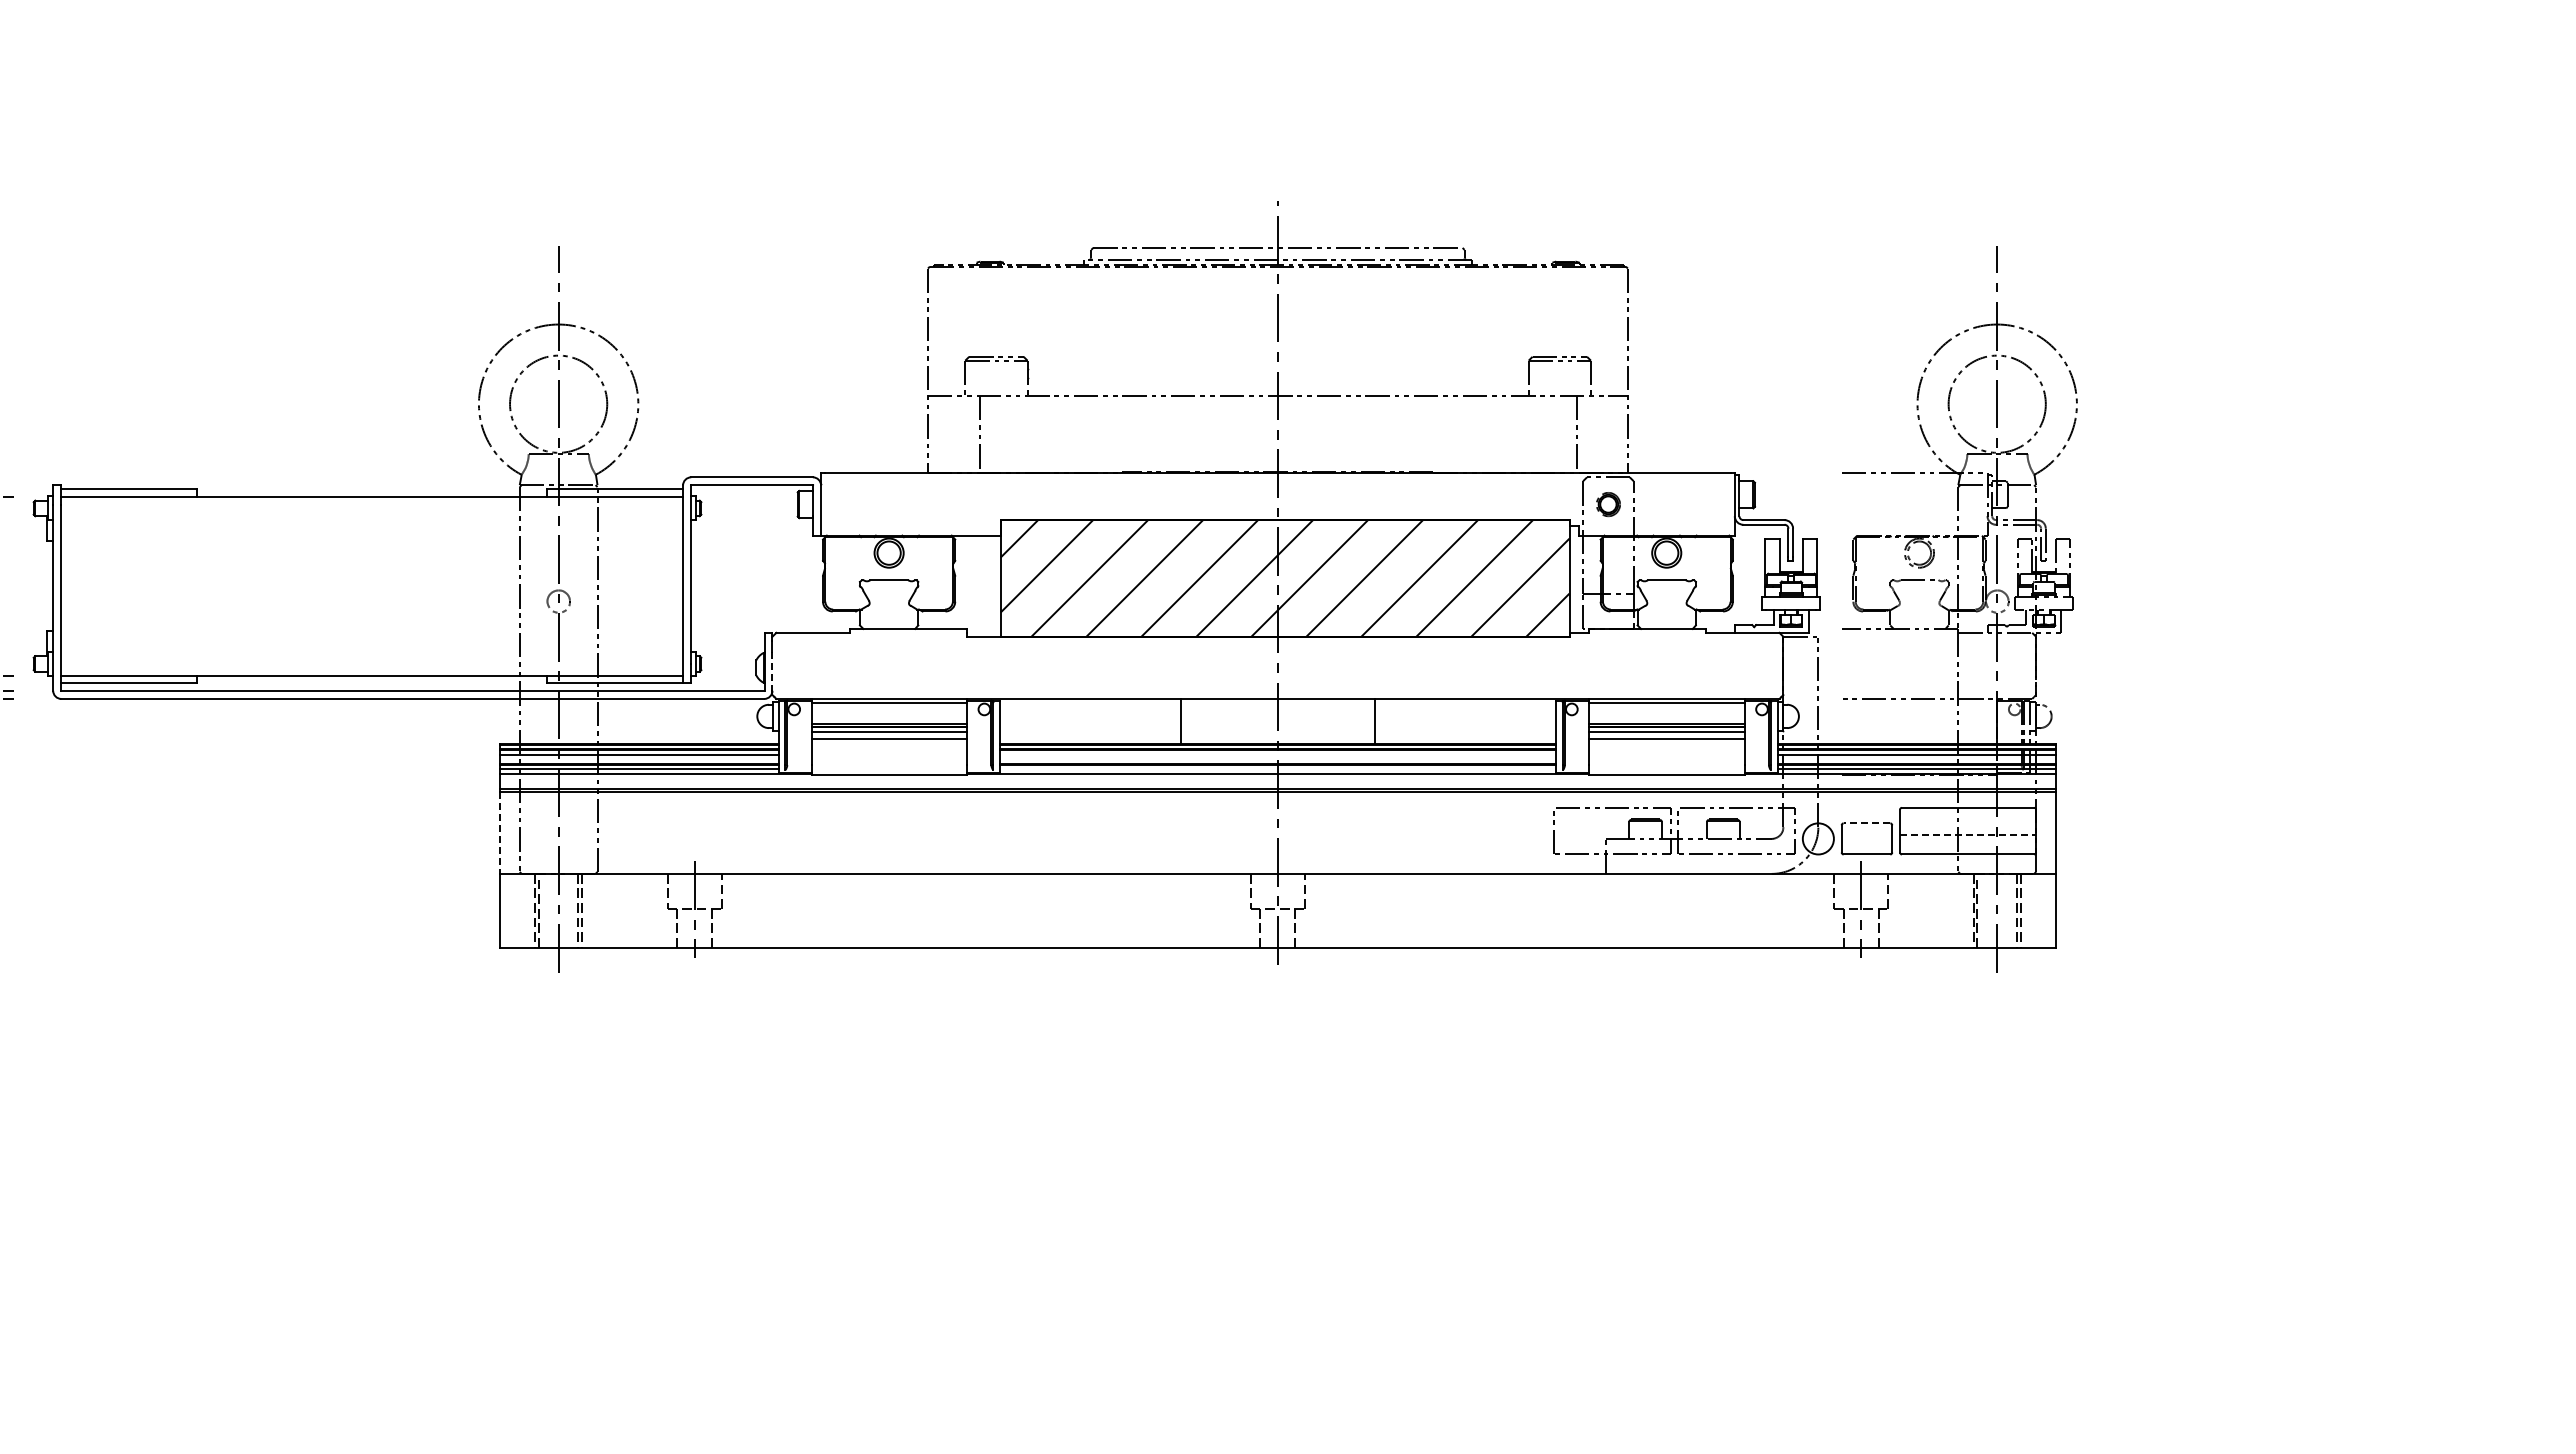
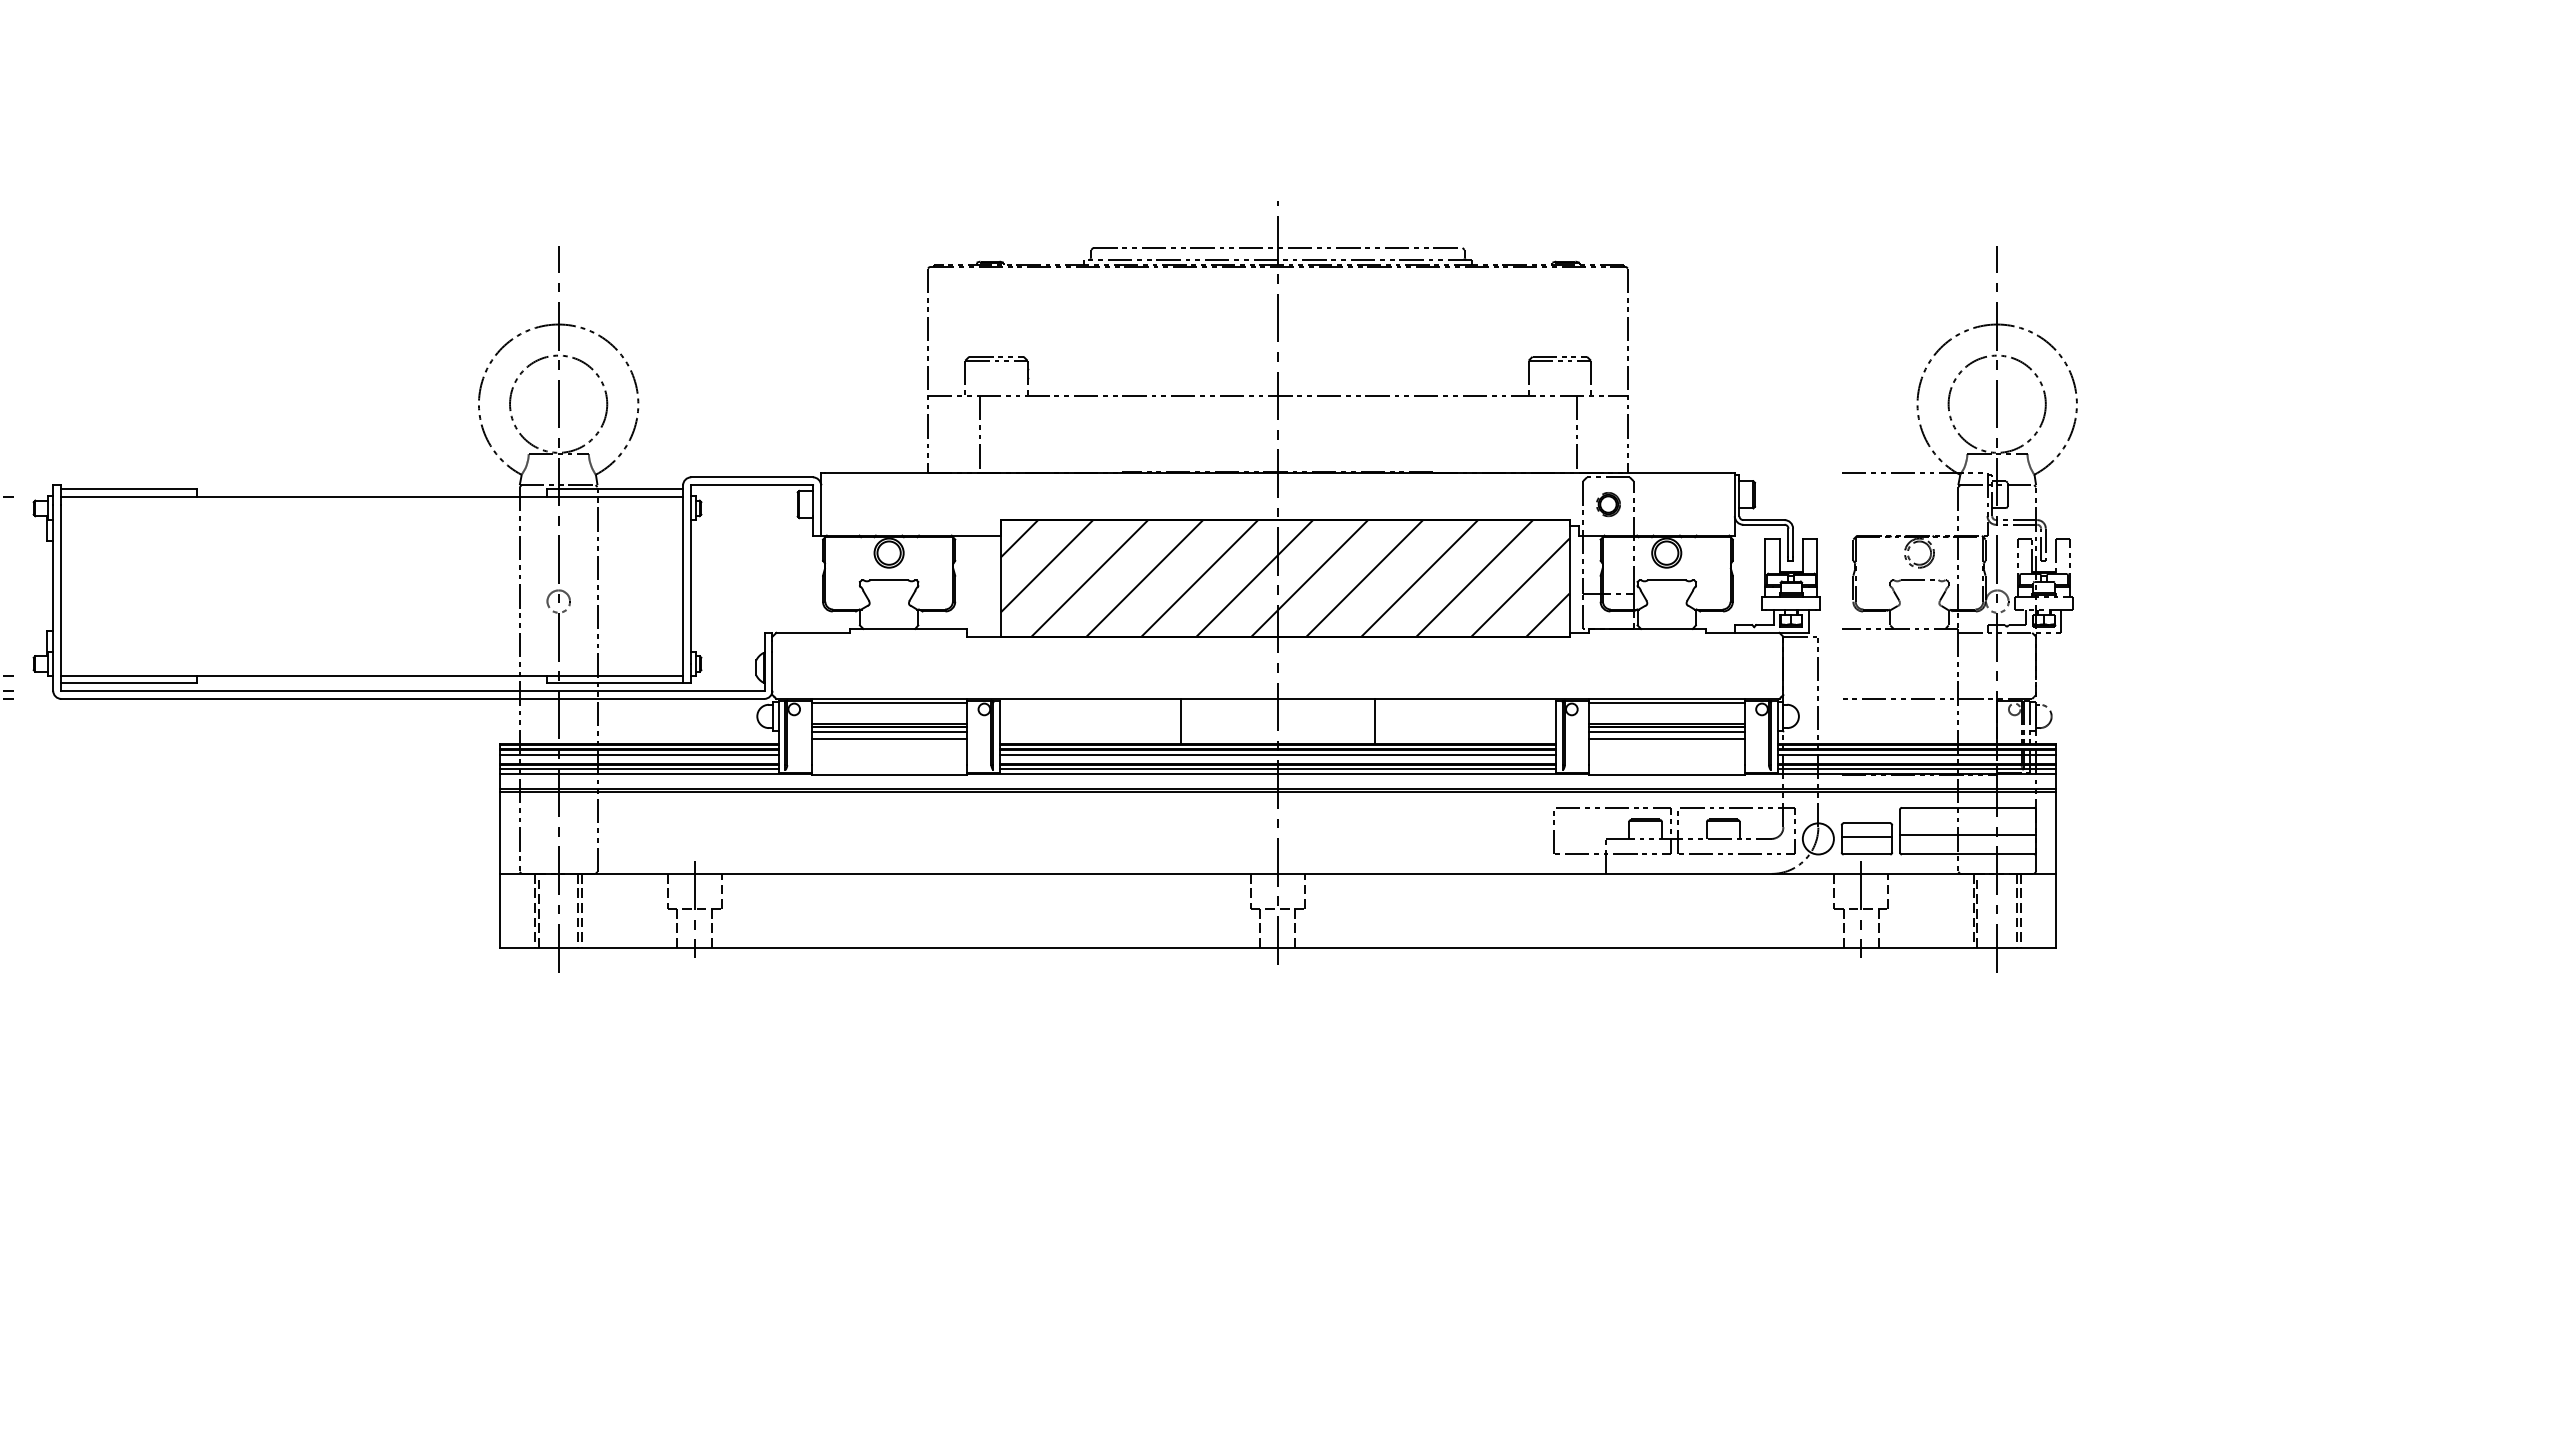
line: dashed -> solid (772, 672)
line: none -> present (1277, 754)
line: none -> present (1277, 769)
line: dashed -> solid (1866, 823)
line: dashed -> solid (500, 833)
line: dashed -> solid (1968, 835)
line: none -> present (1866, 836)
